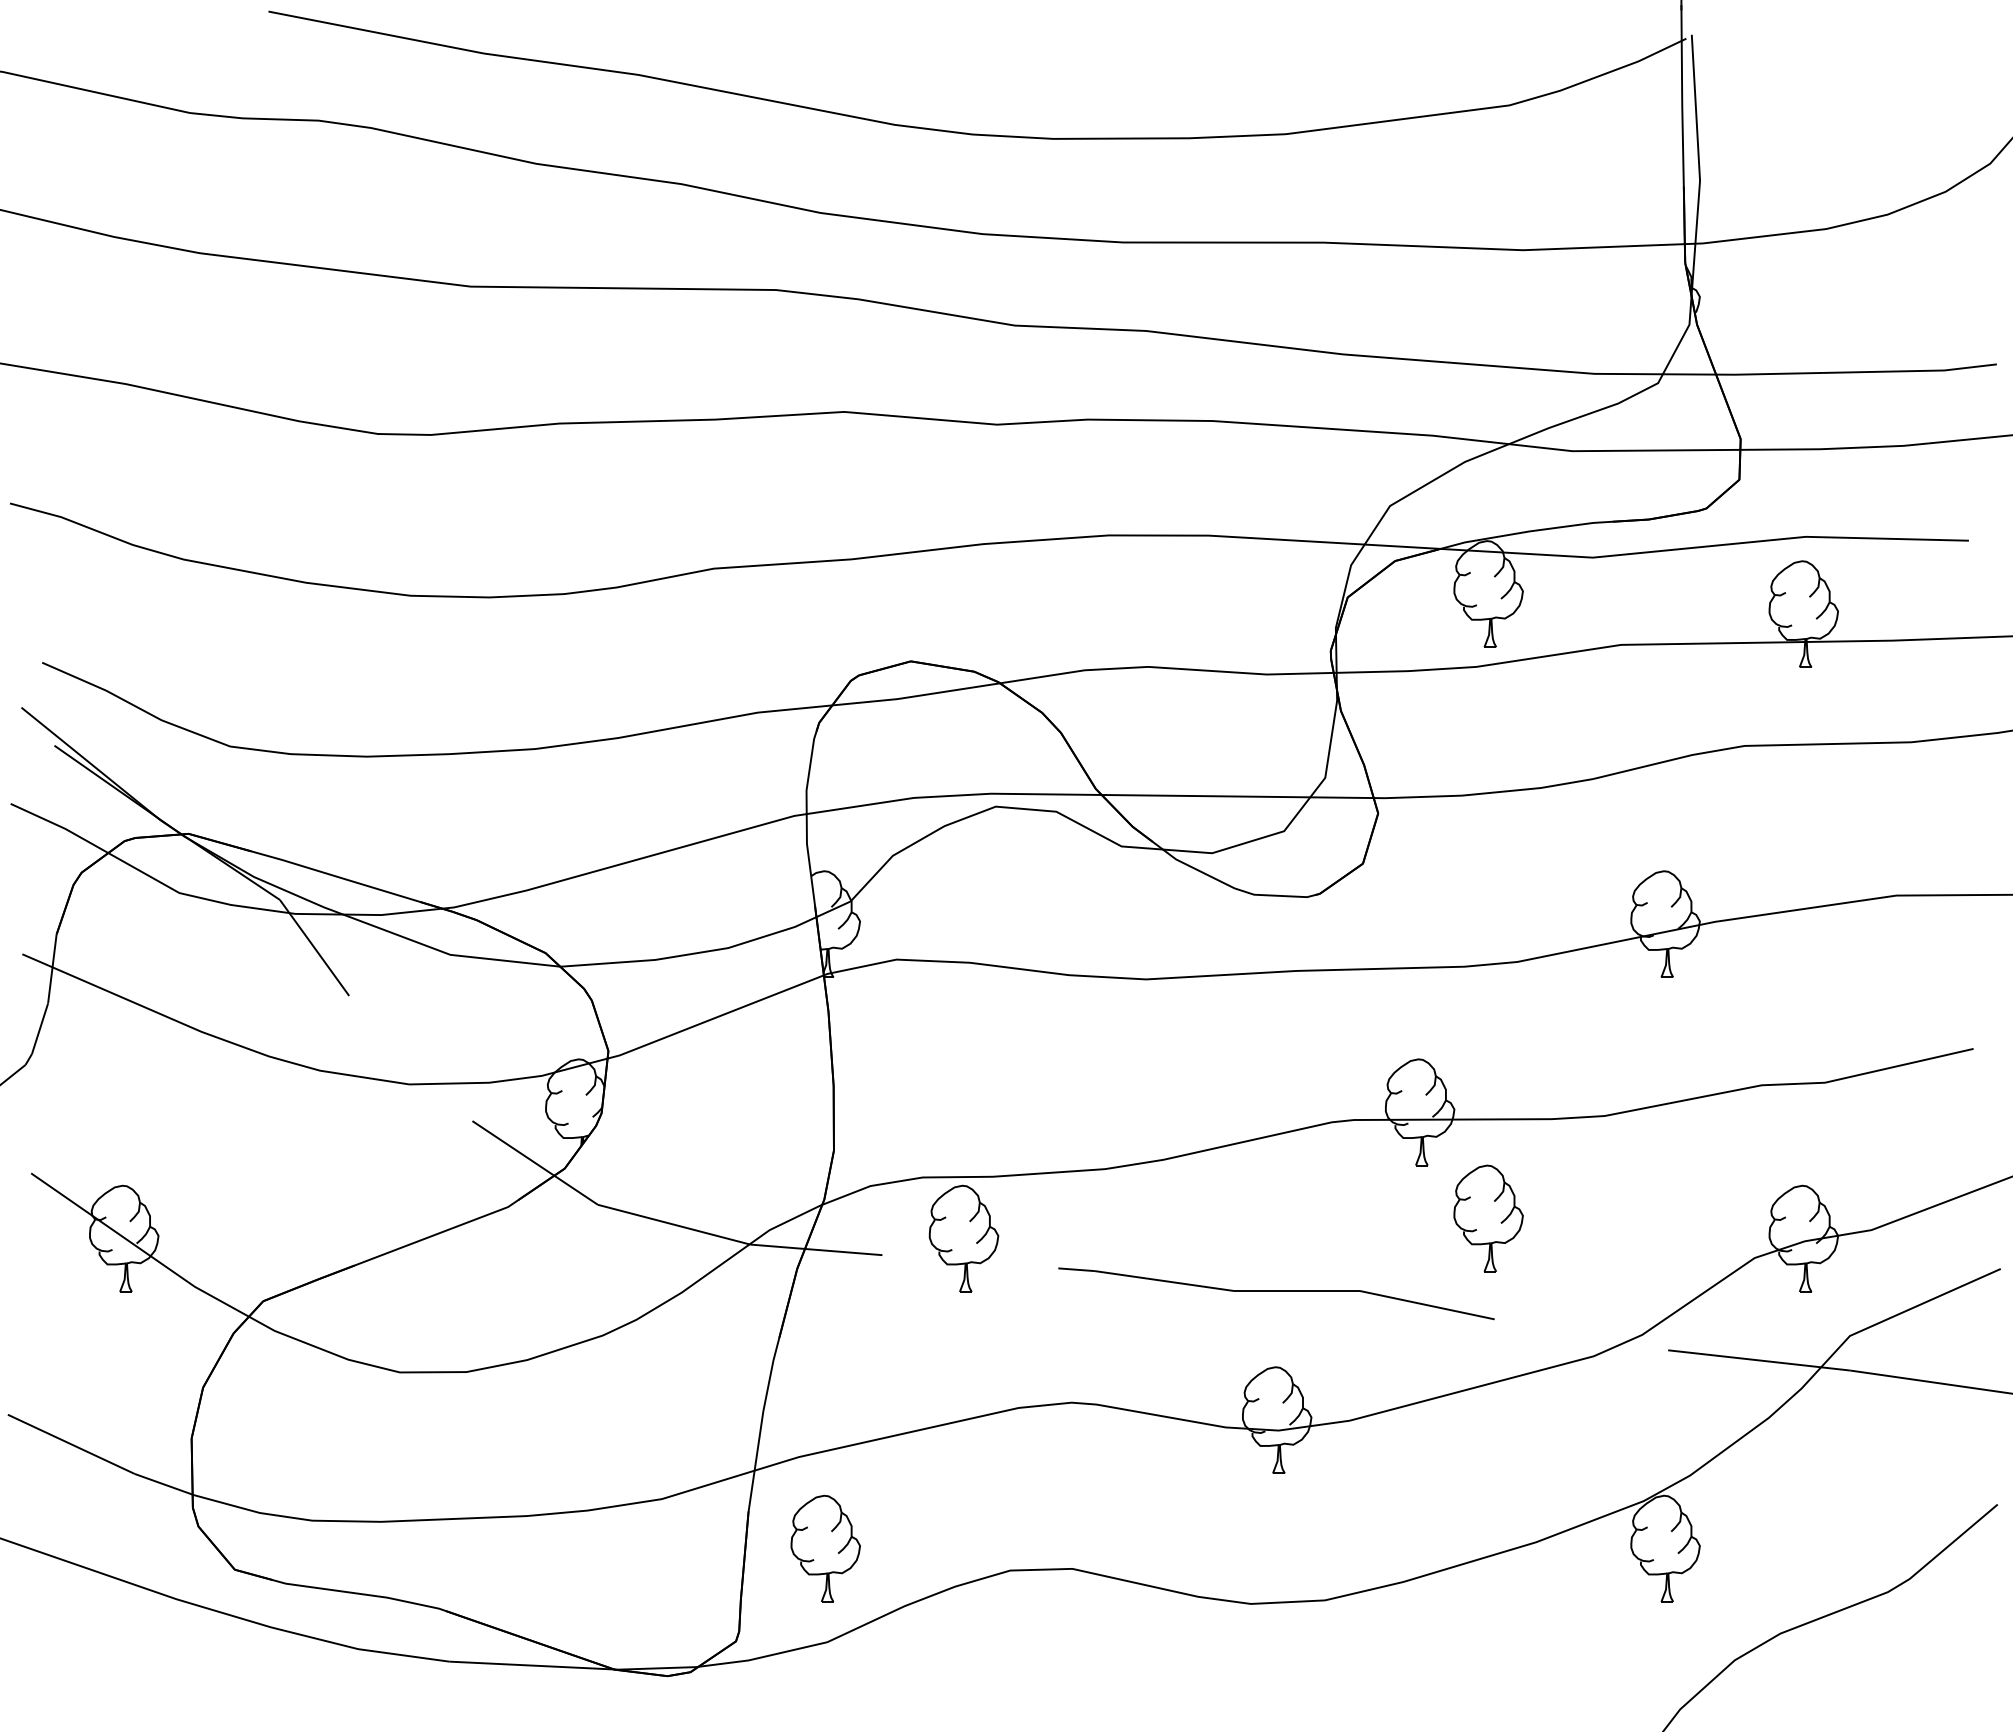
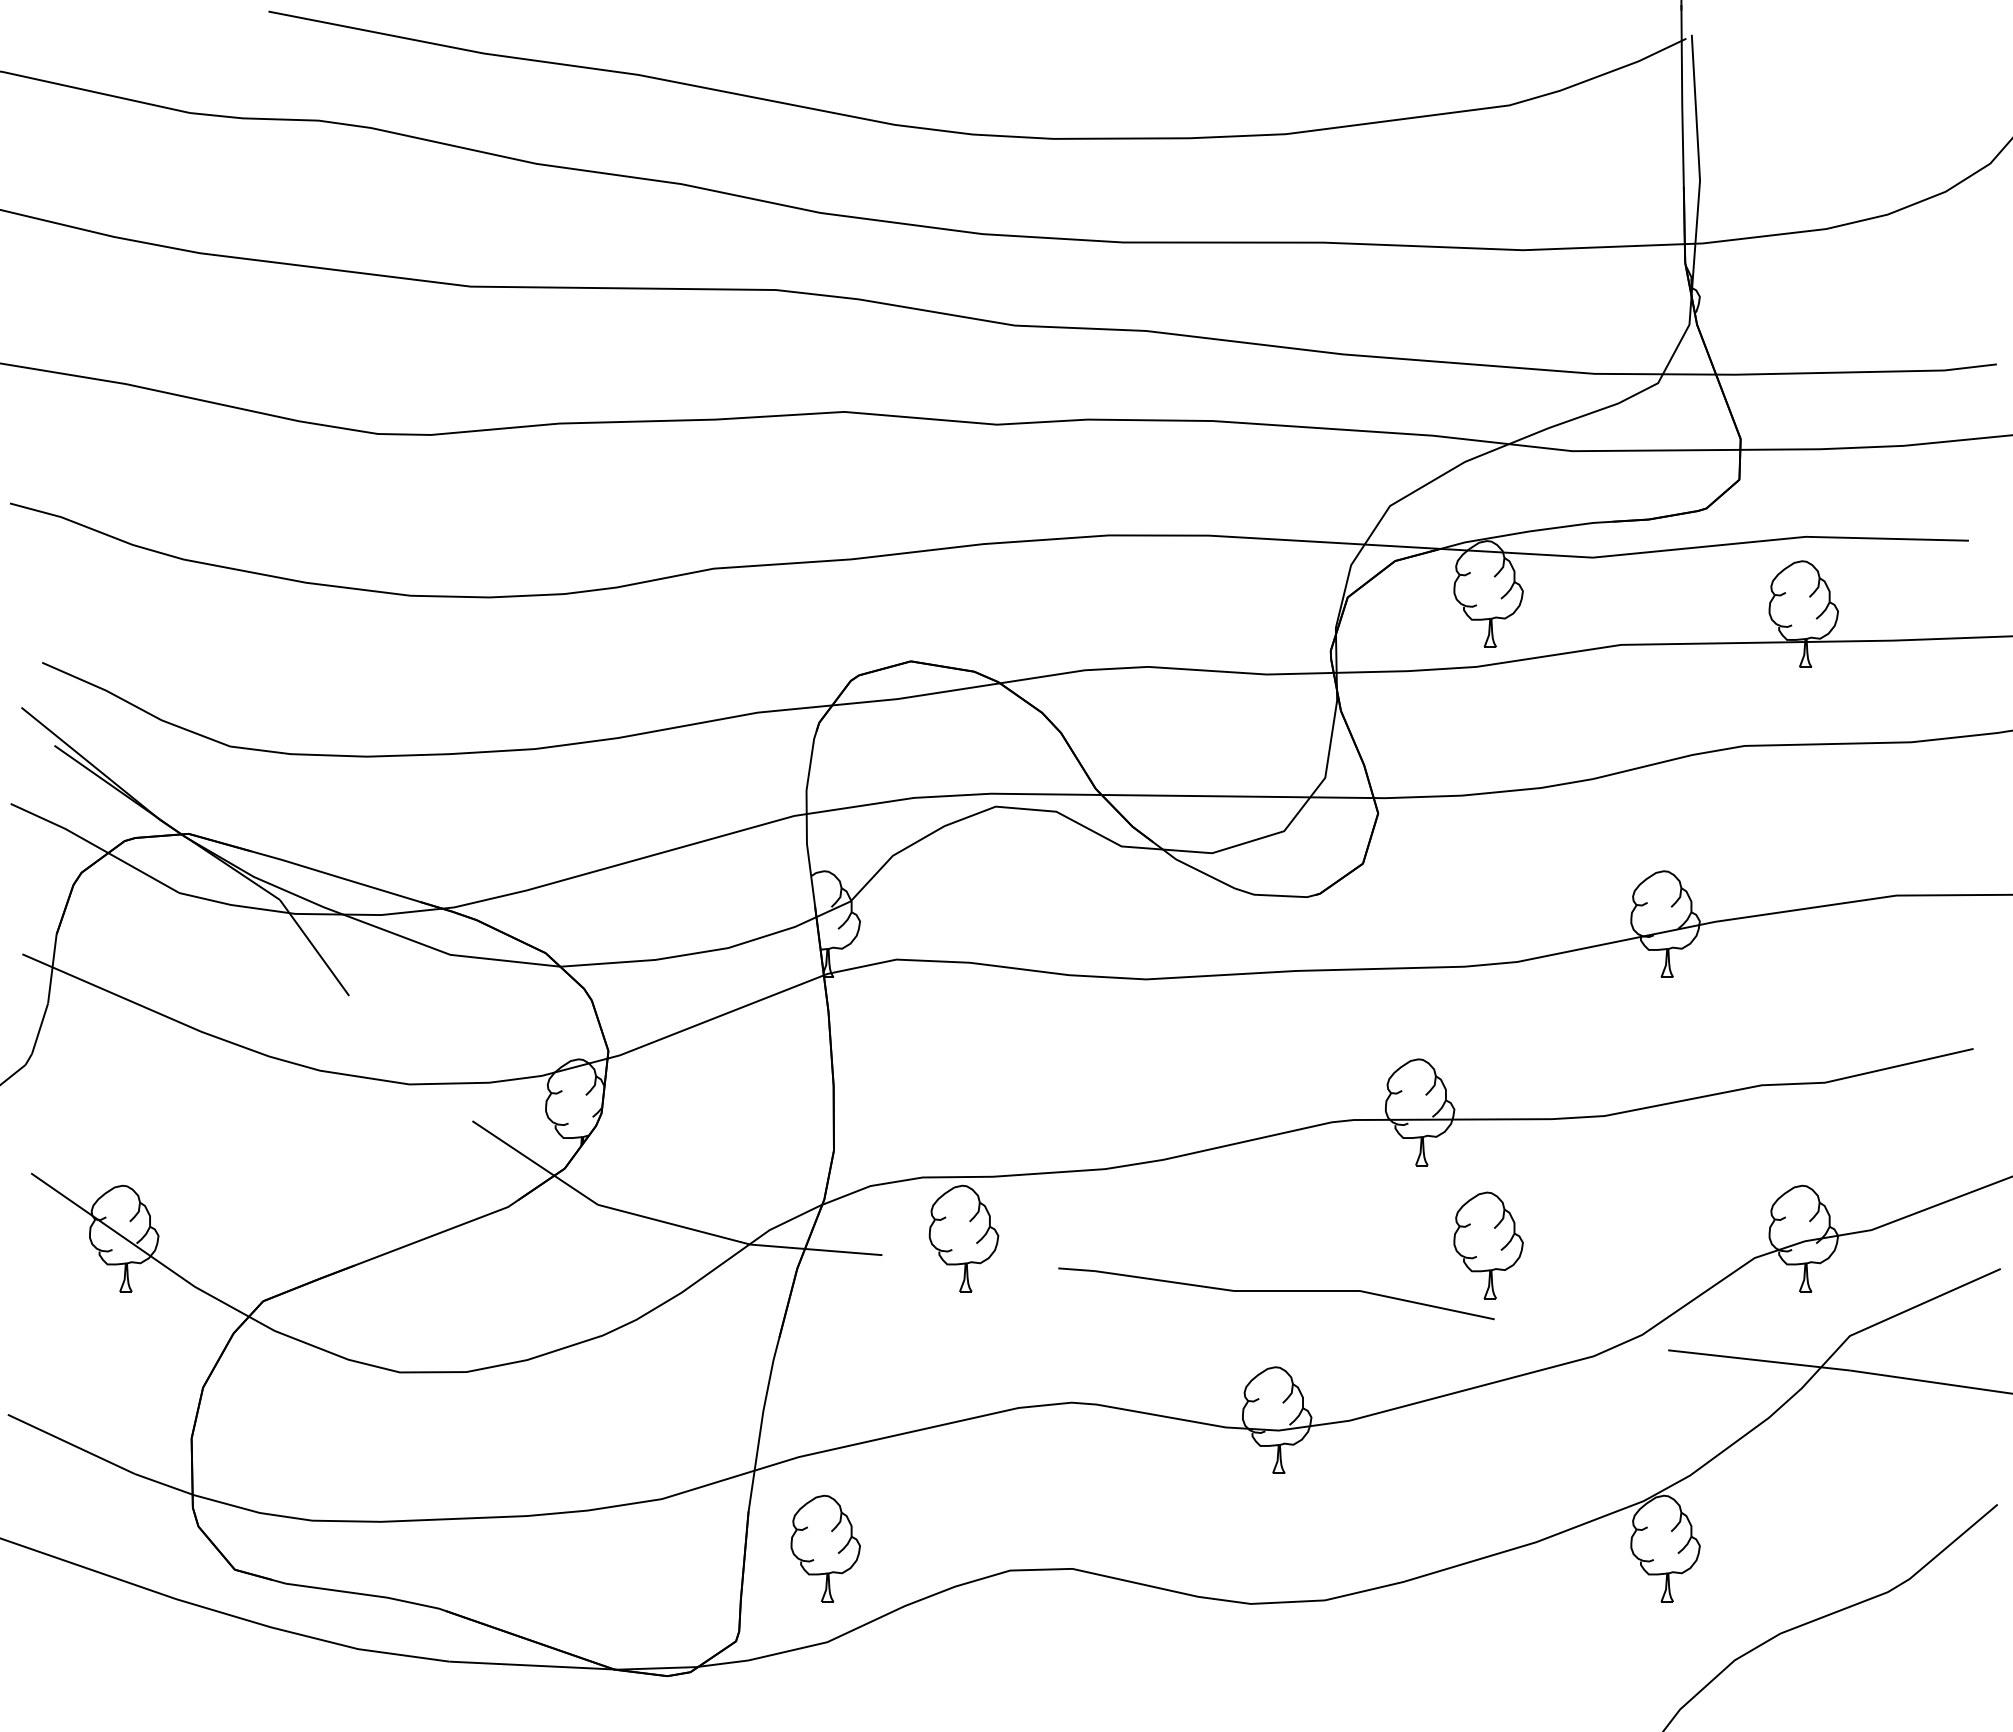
part position: (1488, 1218) -> (1488, 1245) (1488, 1245)
